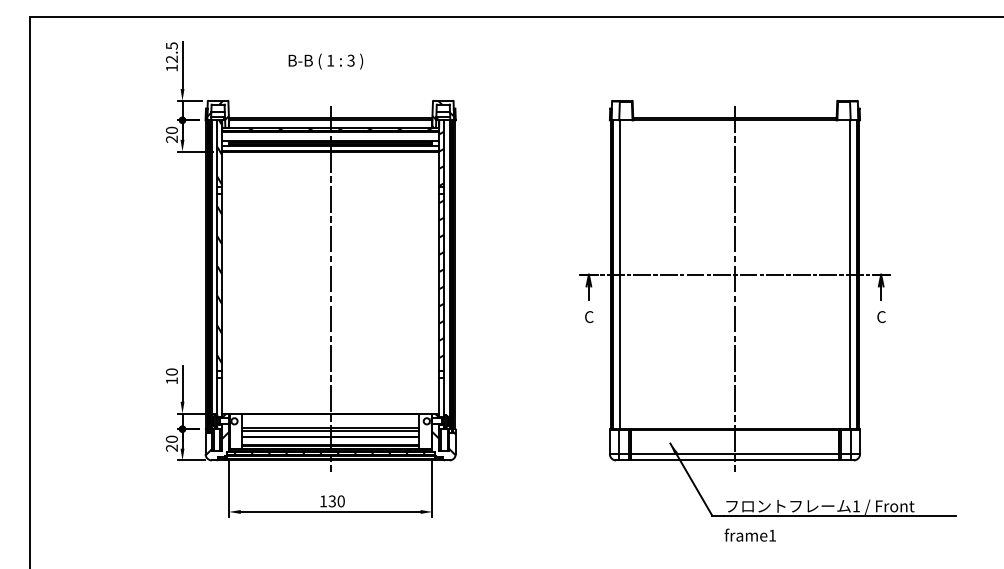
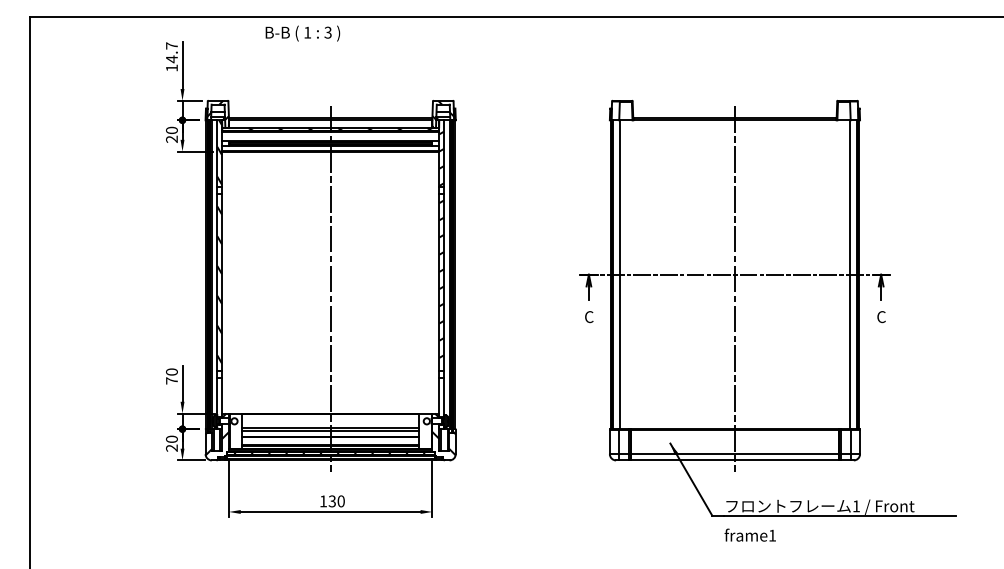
text: 12.5 -> 14.7 (171, 52)
text position: (325, 61) -> (302, 33) (302, 33)
text: 10 -> 70 (171, 380)
